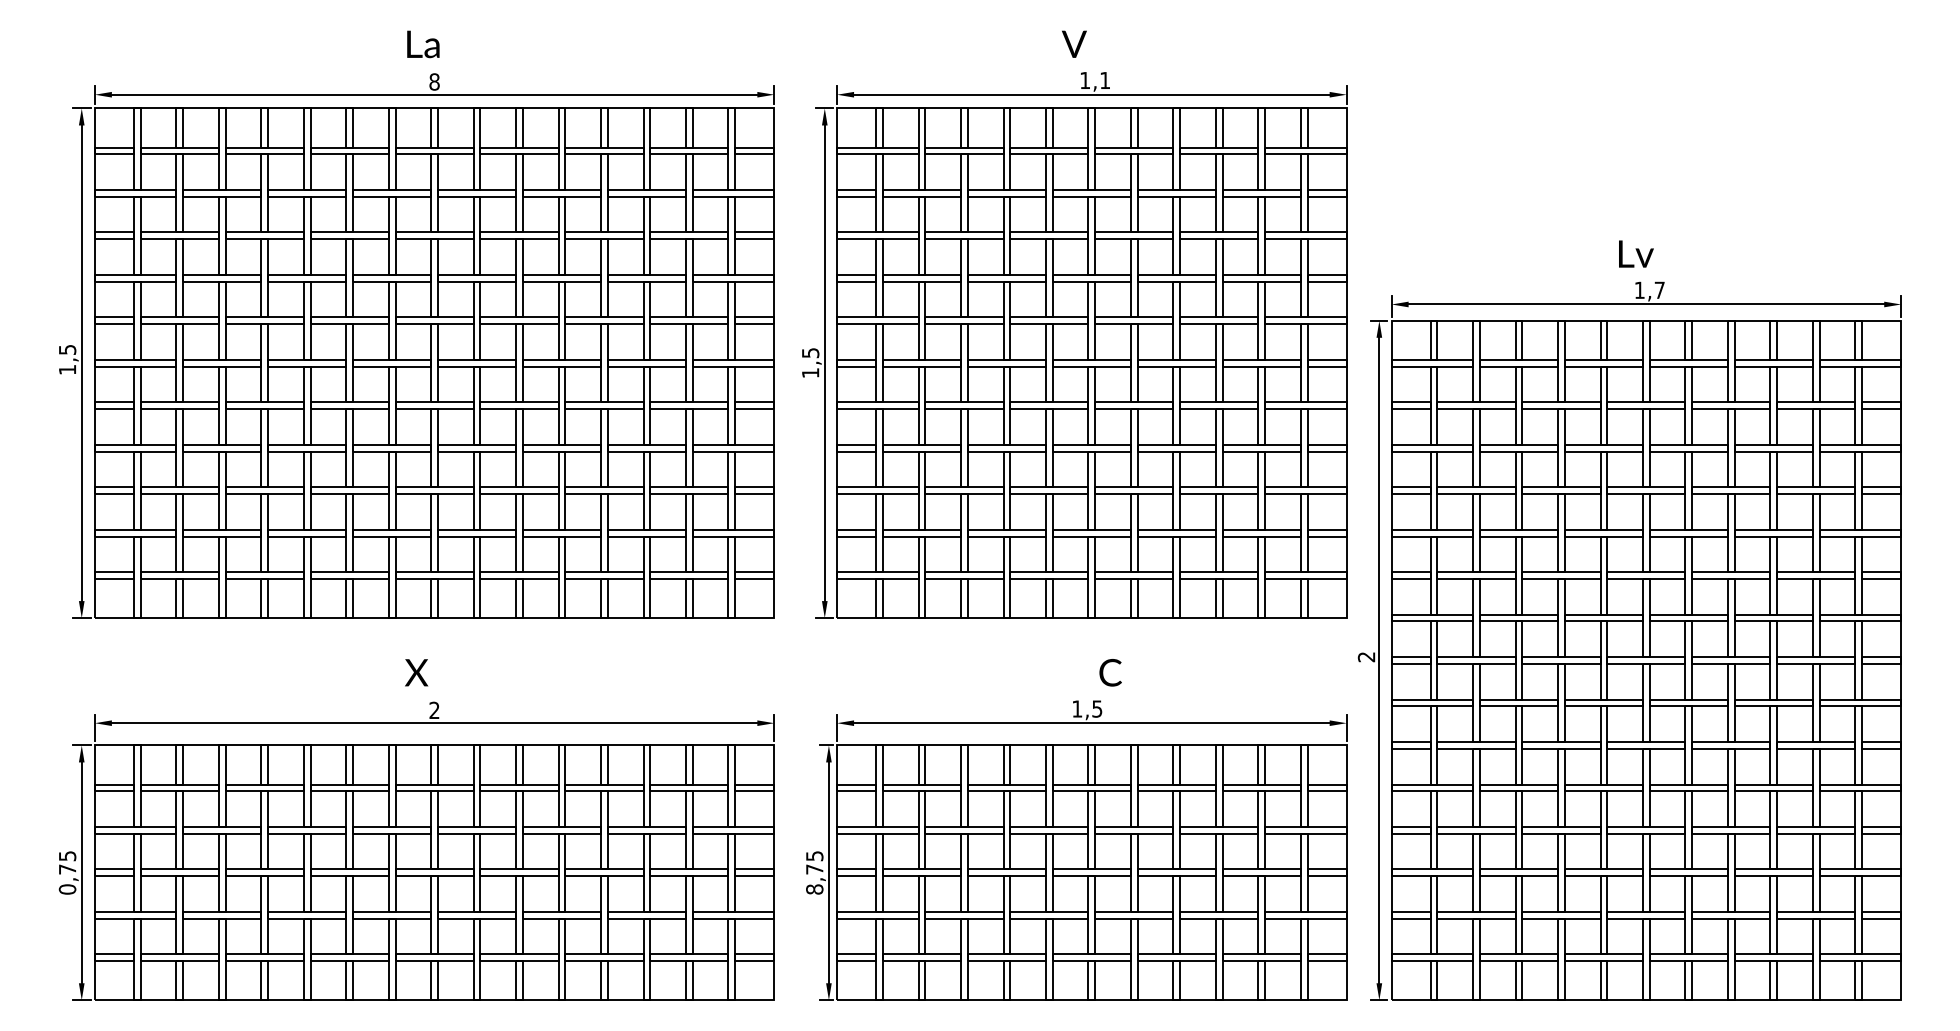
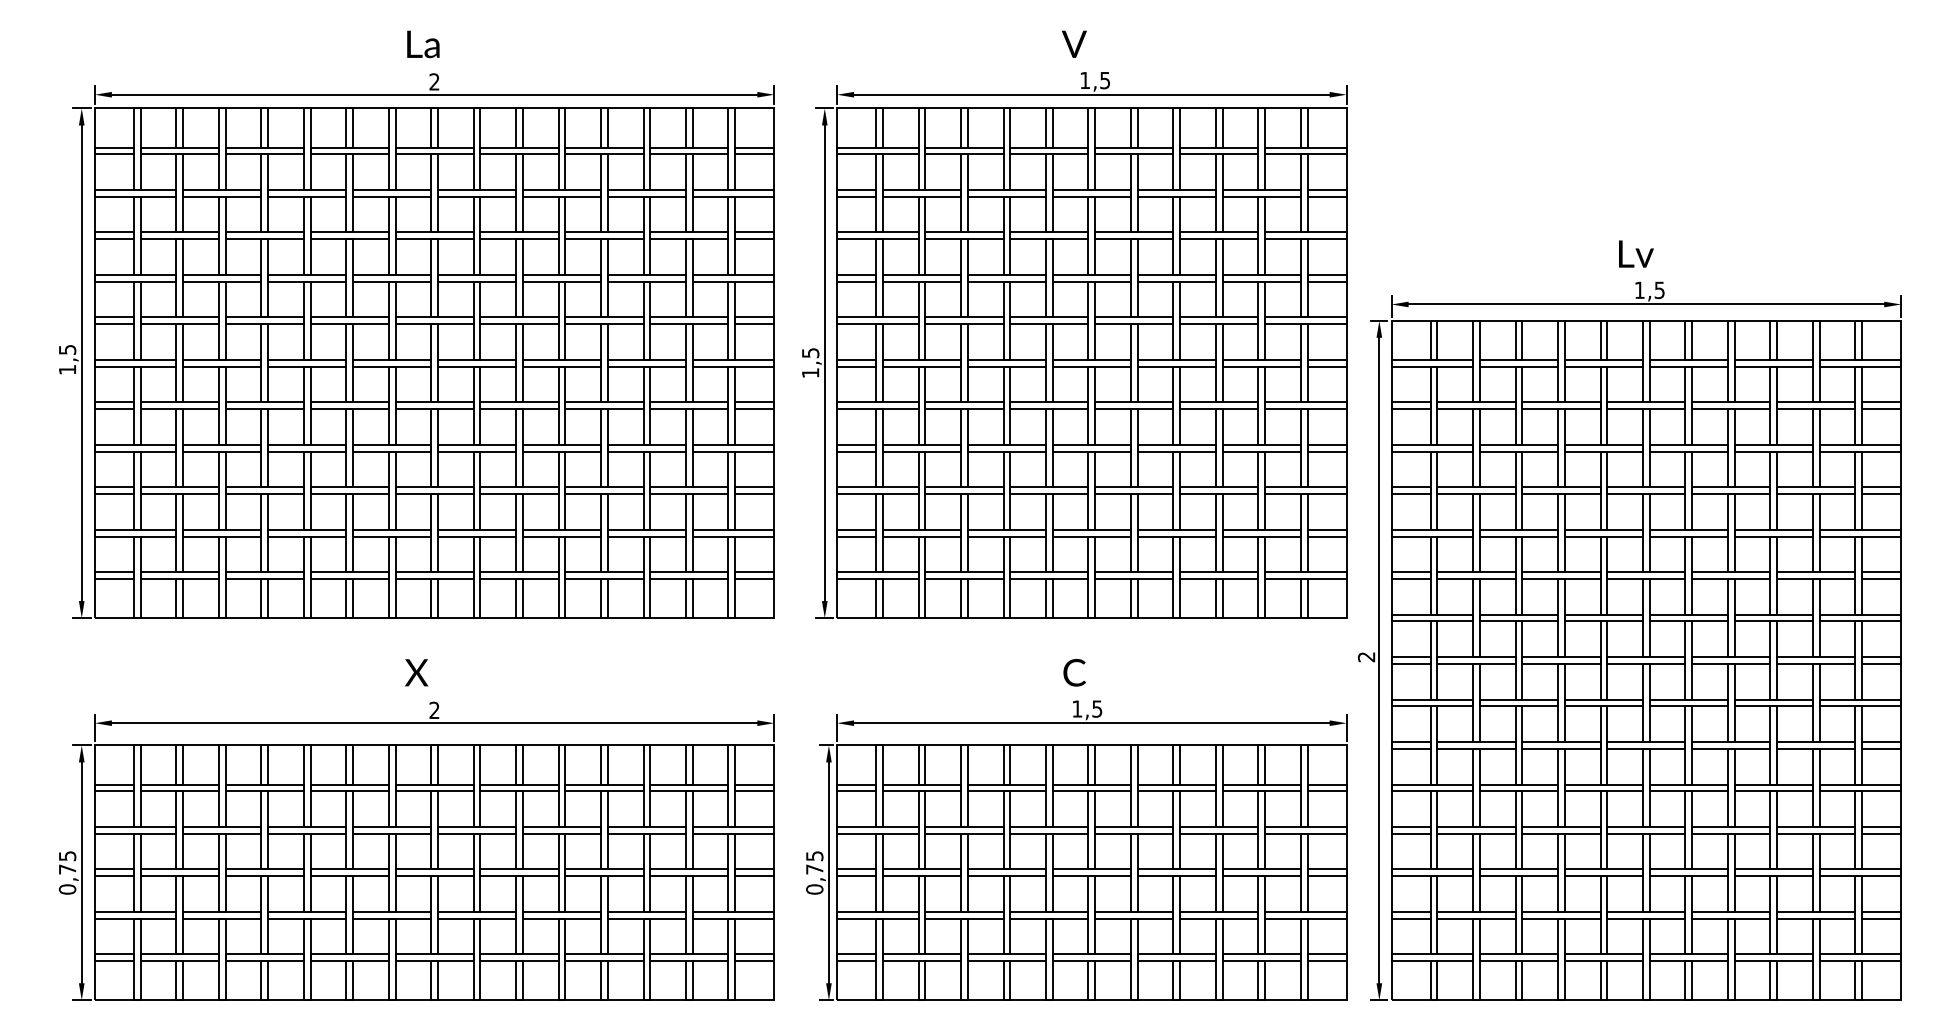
text: 1,1 -> 1,5 (1104, 80)
text: 8 -> 2 (434, 81)
text: 1,7 -> 1,5 (1659, 290)
text position: (1110, 672) -> (1074, 672) (1074, 672)
text: 8,75 -> 0,75 (814, 889)
